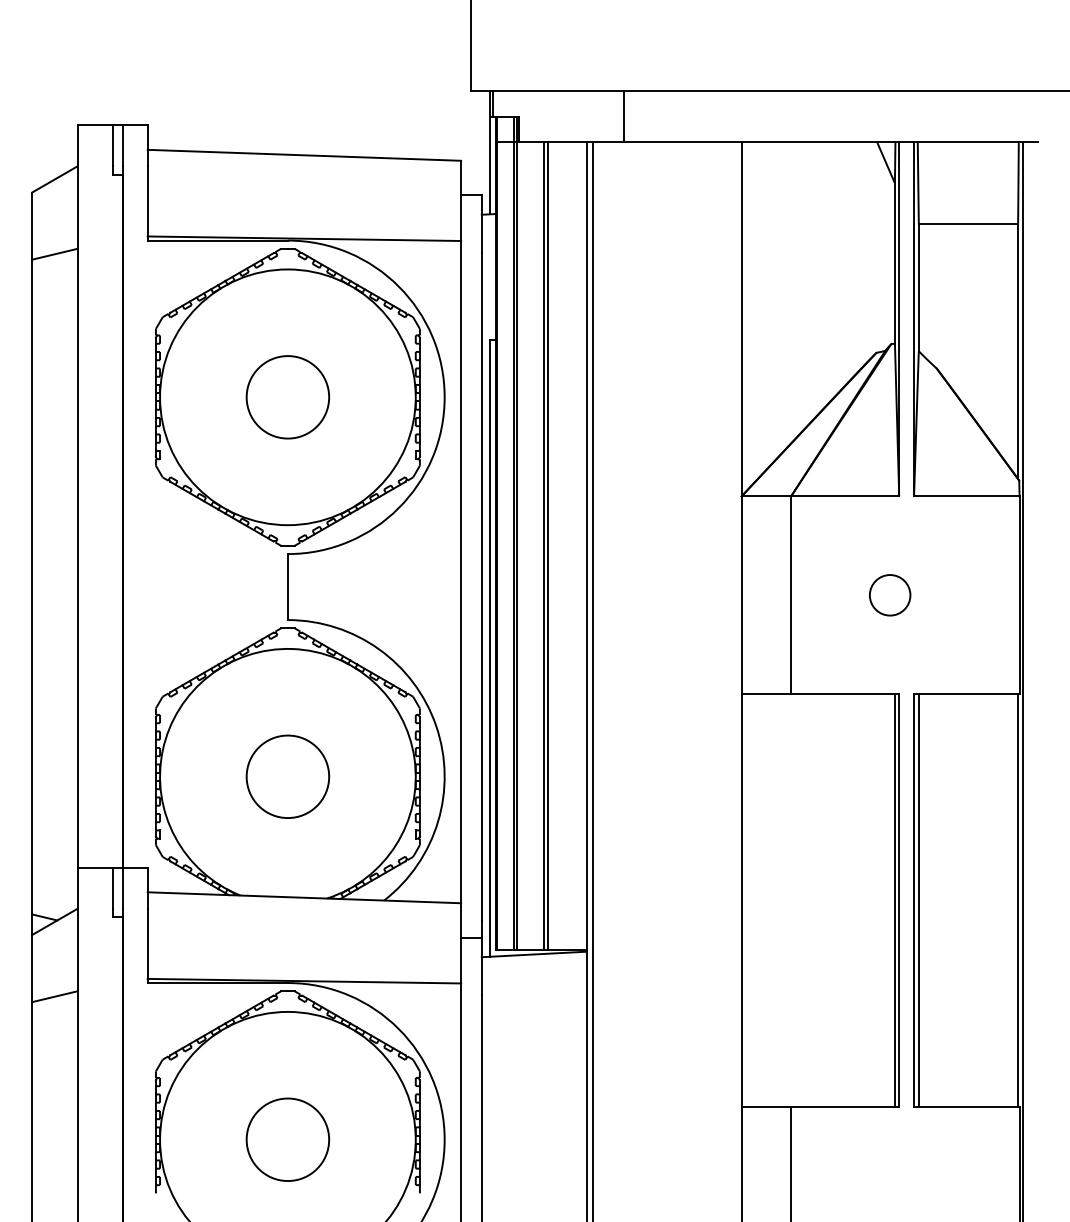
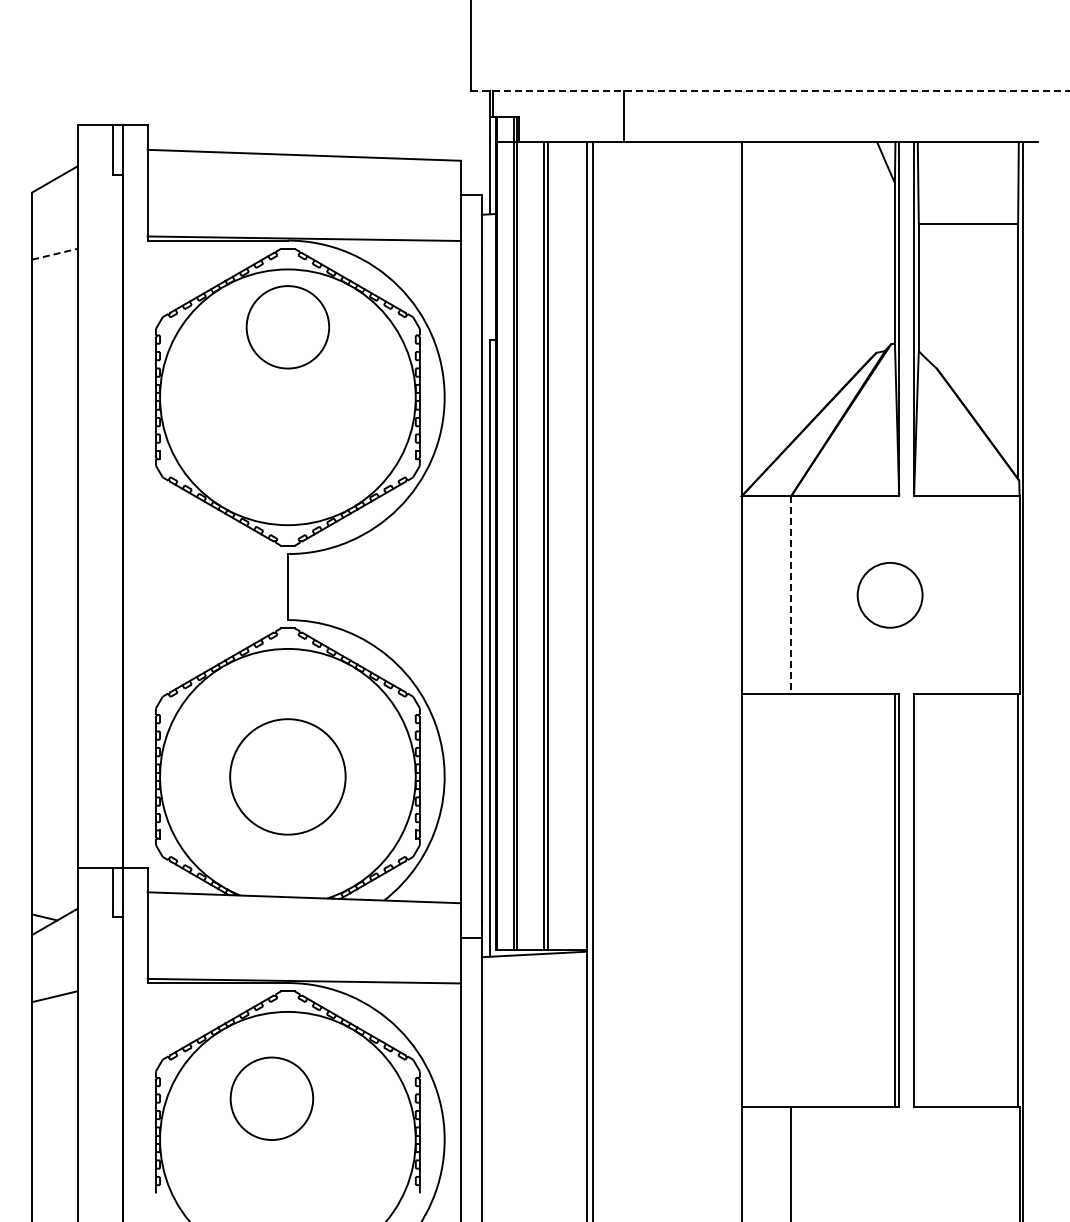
line: solid -> dashed (770, 91)
line: solid -> dashed (55, 254)
circle position: (287, 397) -> (287, 327) (287, 327)
line: solid -> dashed (791, 595)
circle diameter: 41 px -> 65 px (889, 594)
circle size: 86x85 px -> 118x118 px (287, 776)
line: present -> none (918, 900)
circle position: (287, 1139) -> (271, 1098) (271, 1098)
